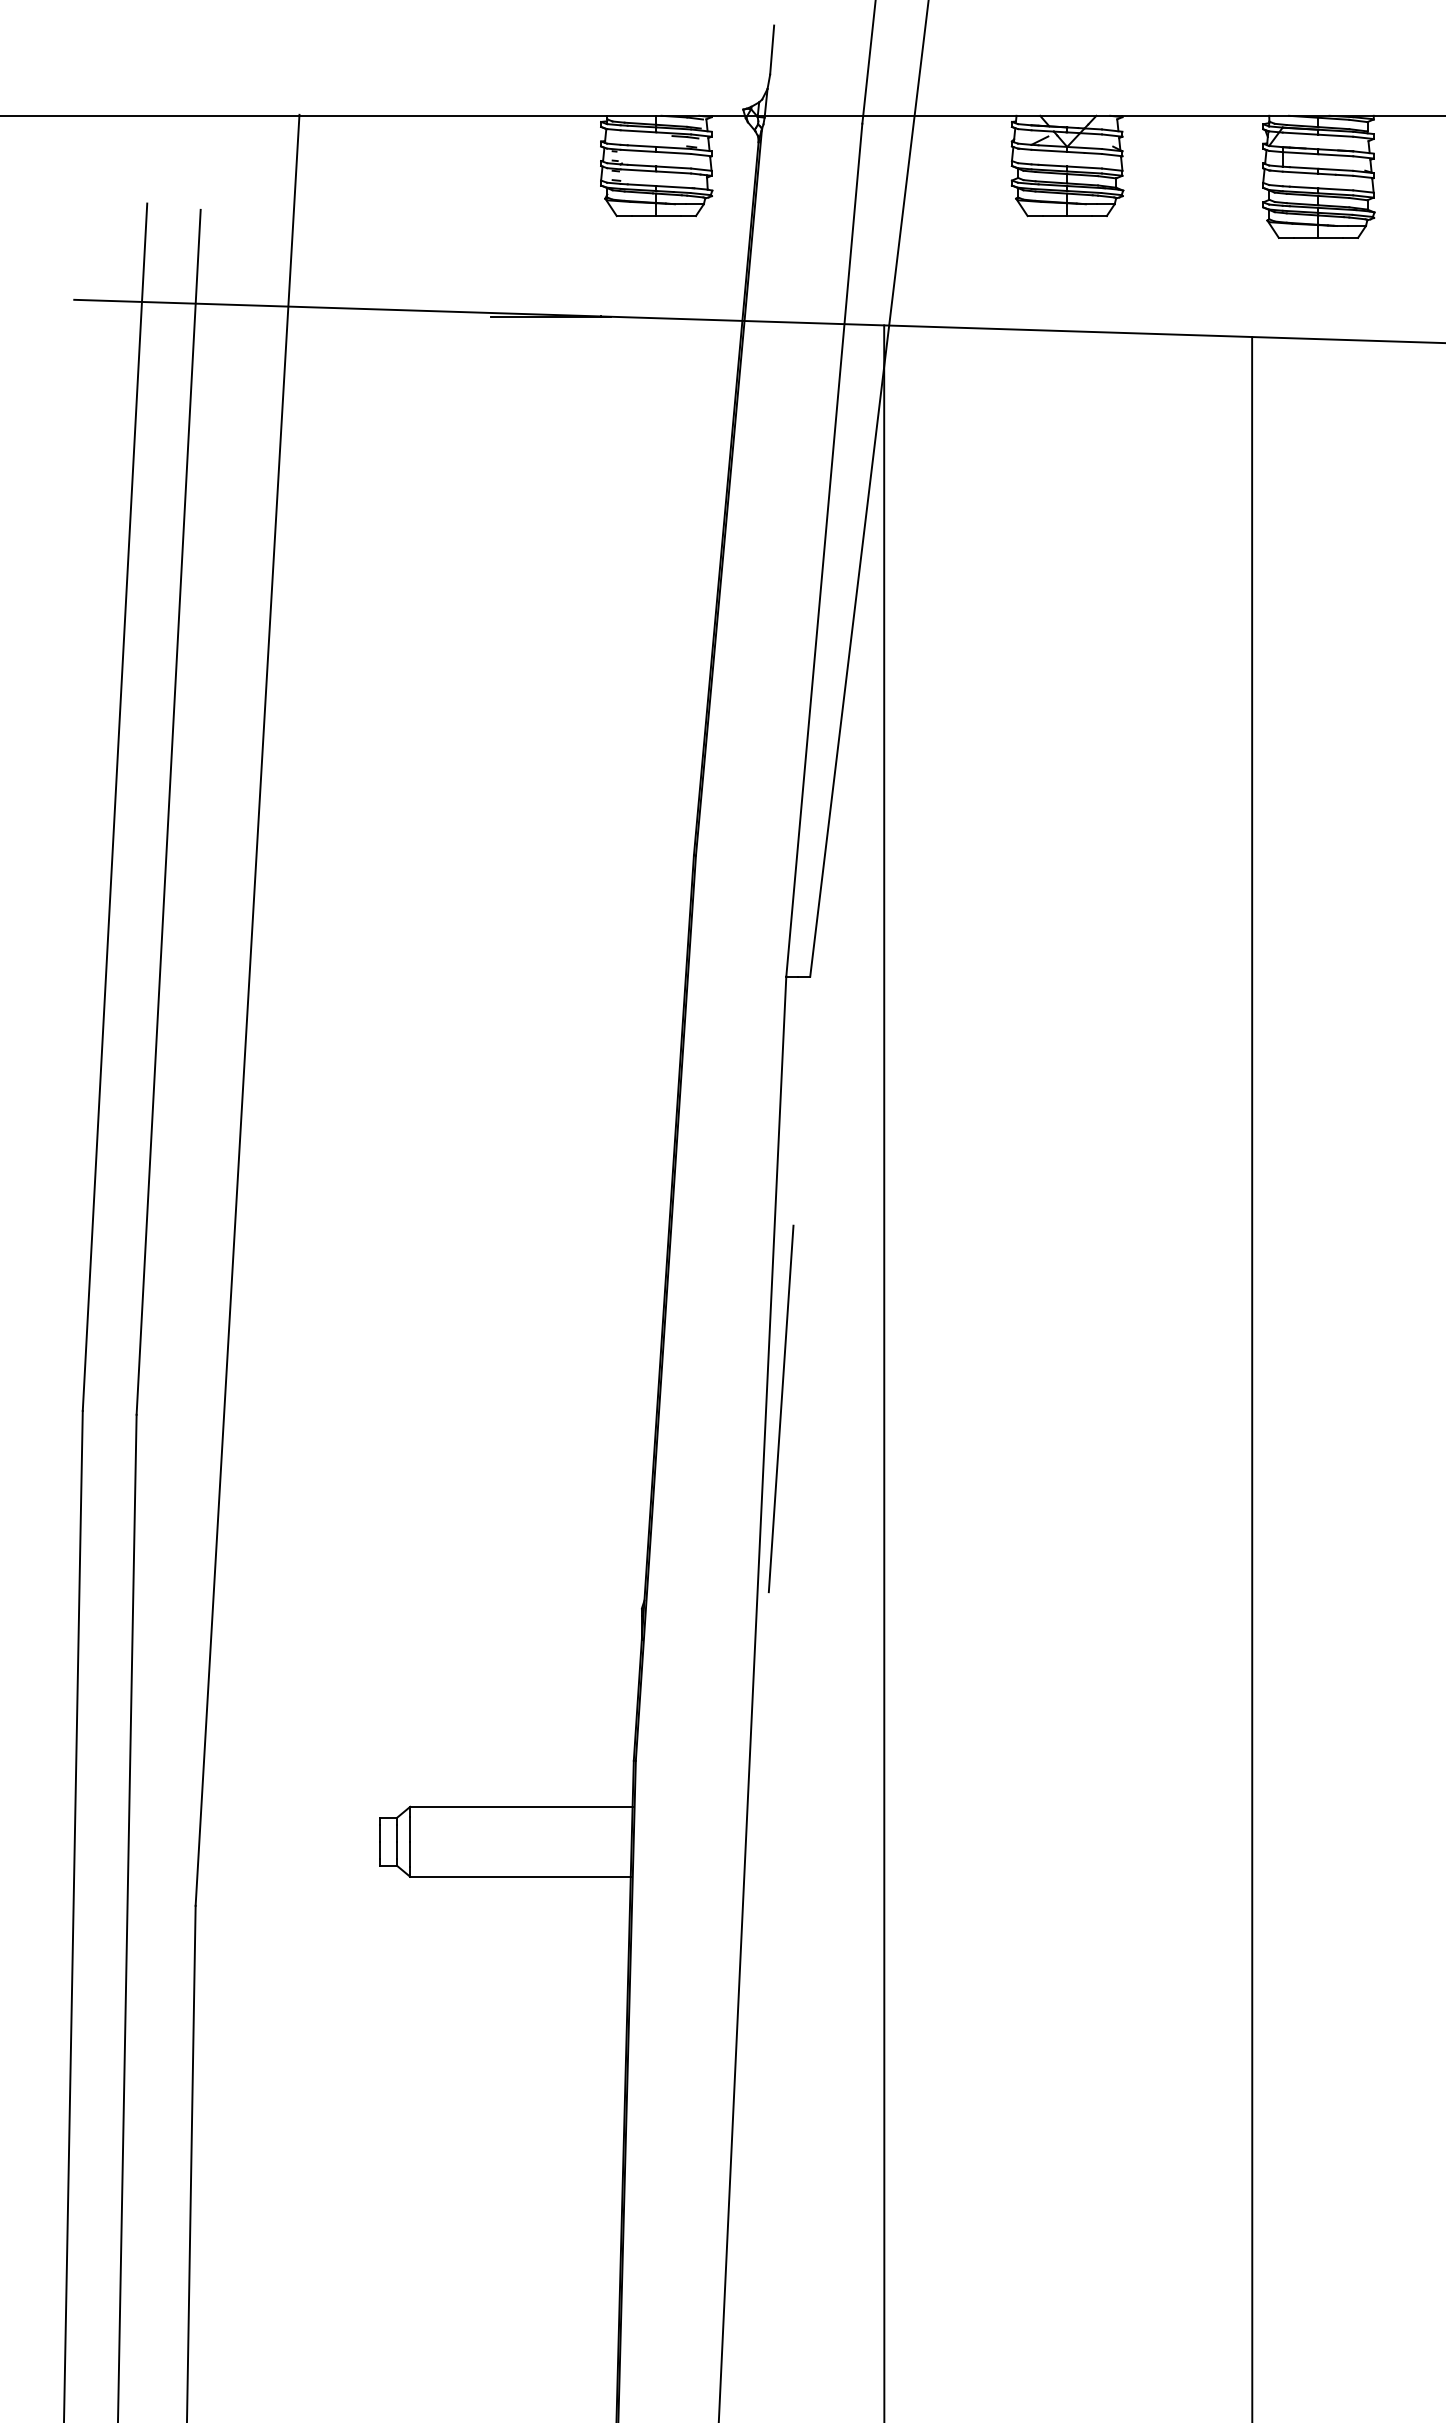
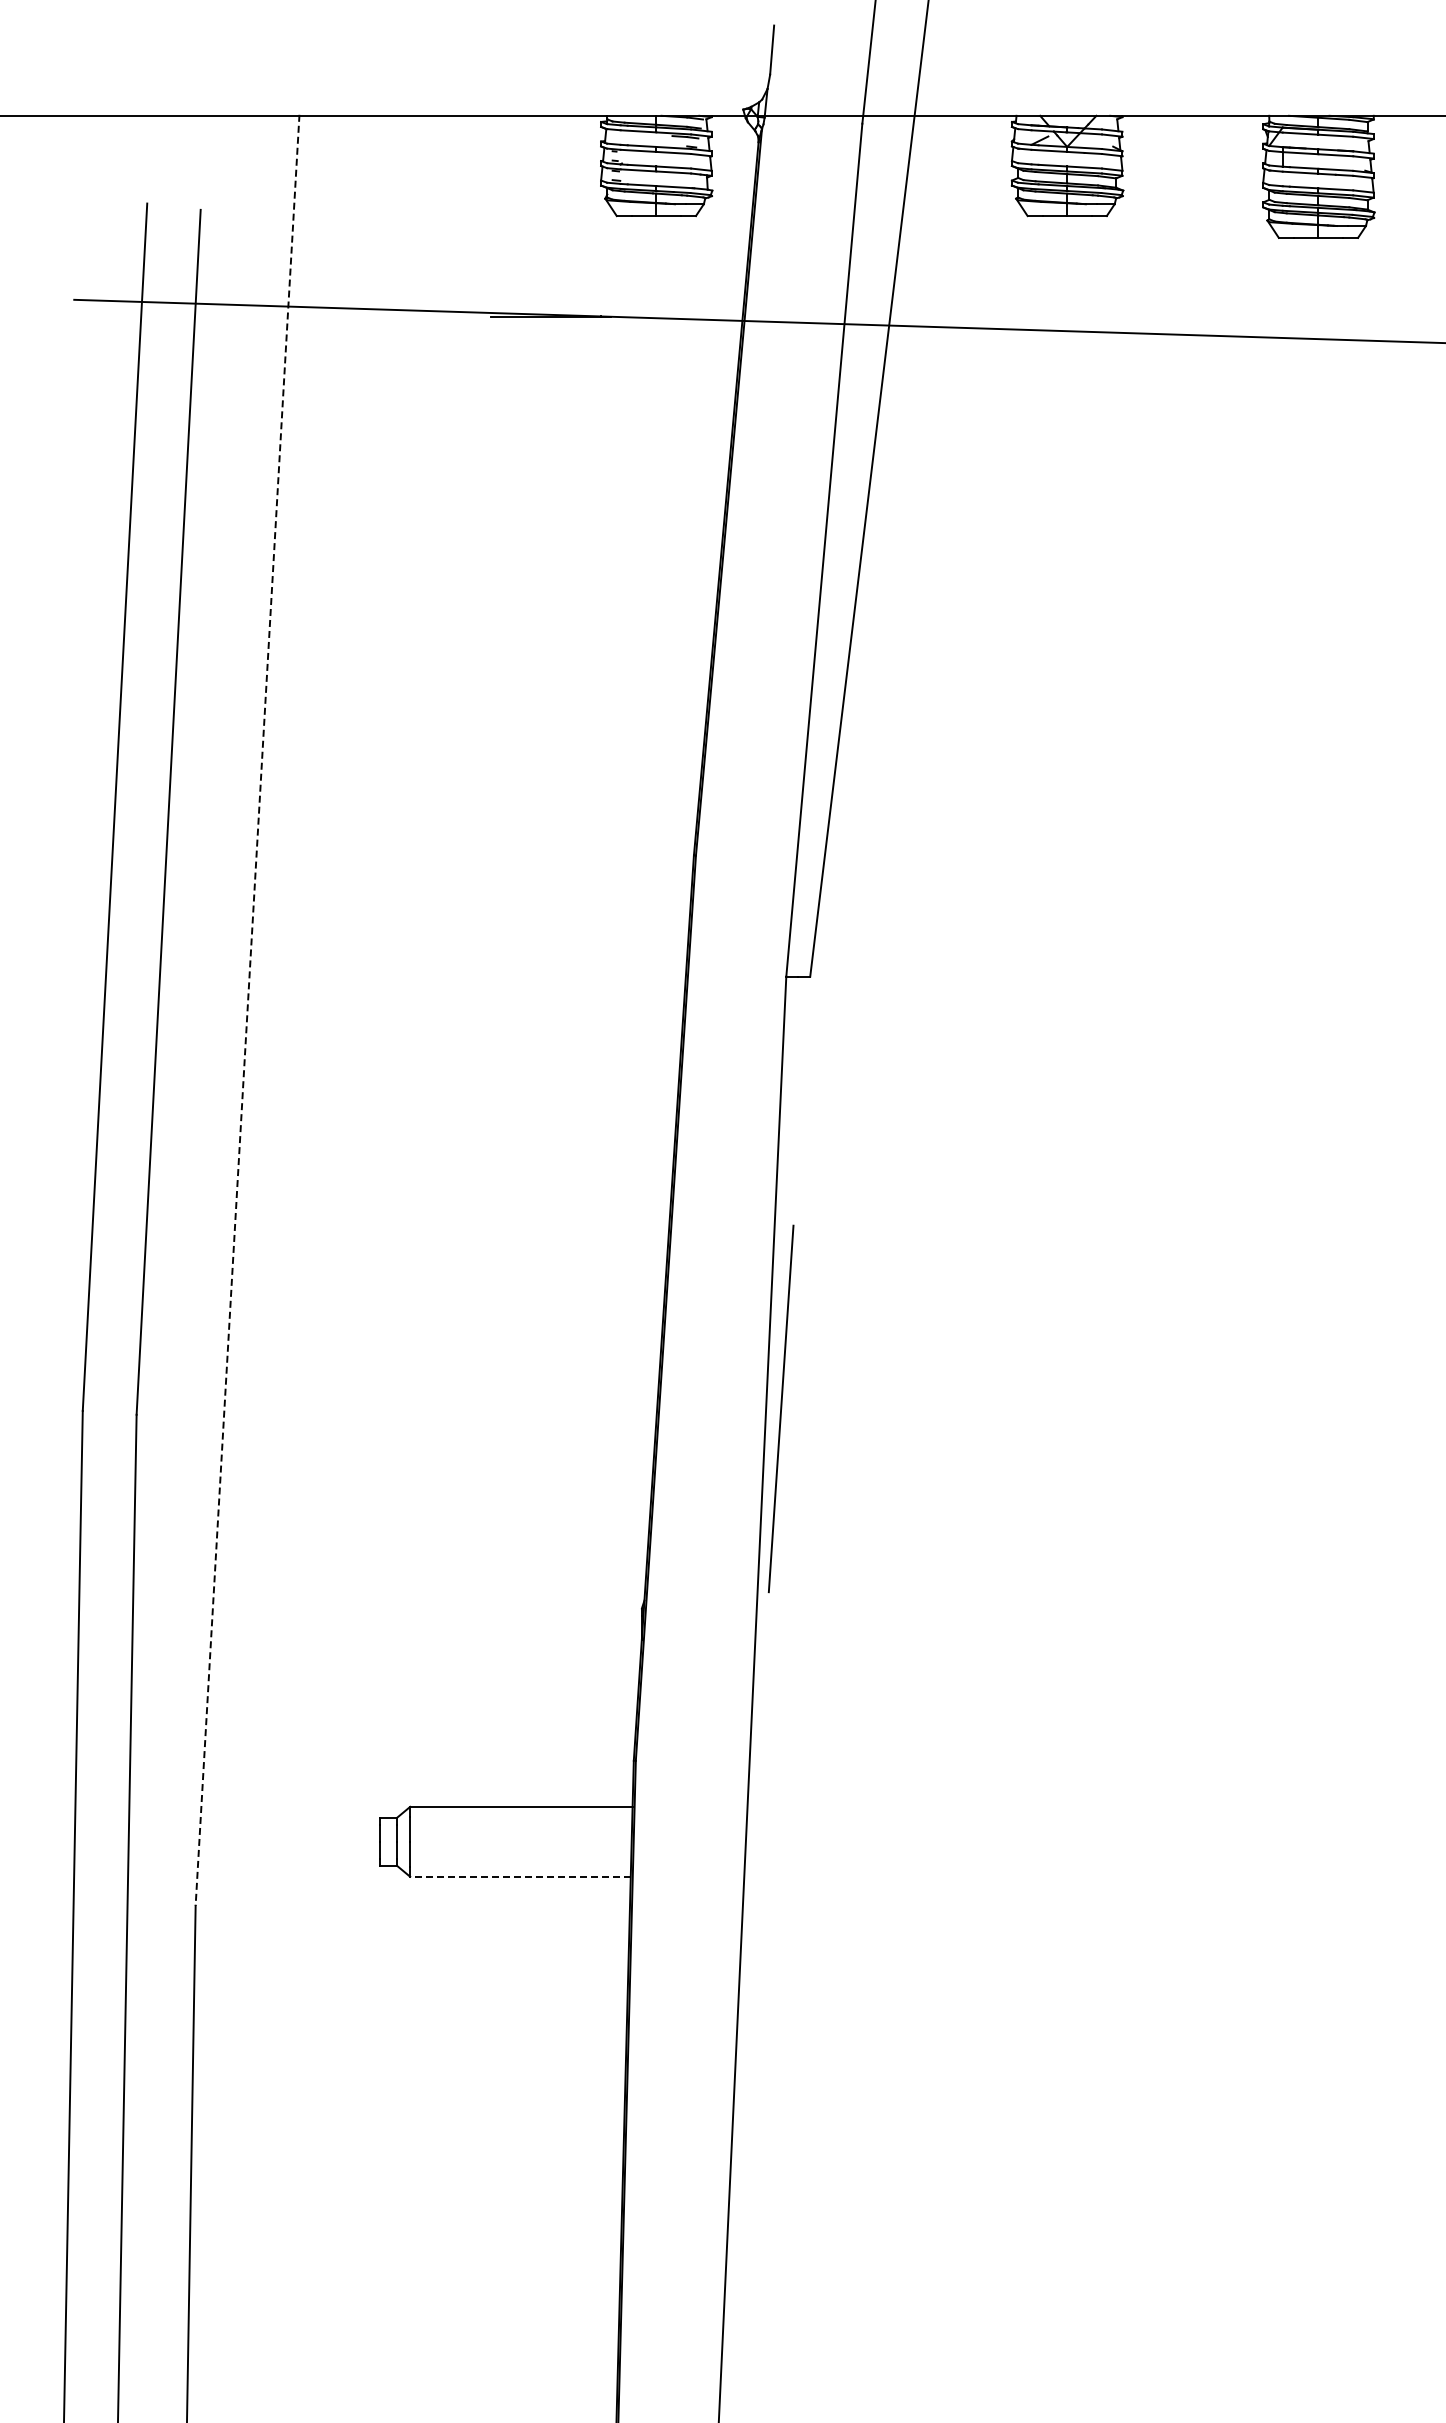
line: solid -> dashed (247, 1010)
line: present -> none (884, 1372)
line: present -> none (1252, 1378)
line: solid -> dashed (519, 1876)
